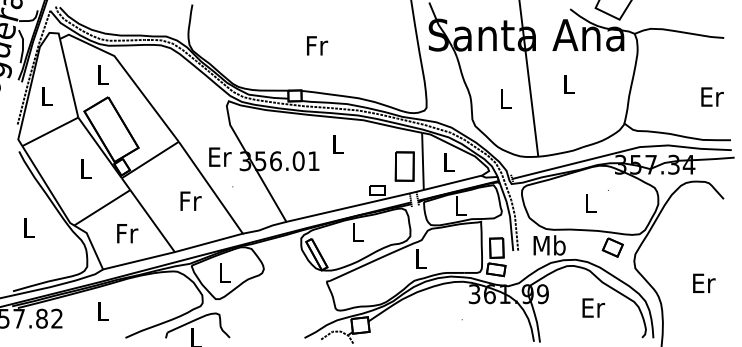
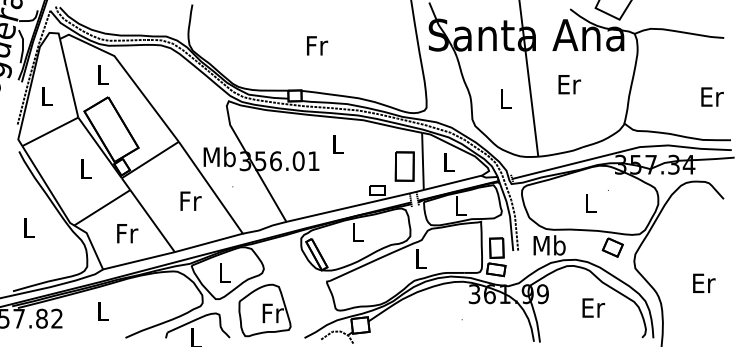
text: L -> Er (569, 84)
text: Er -> Mb (219, 156)
part: none -> present (264, 310)
